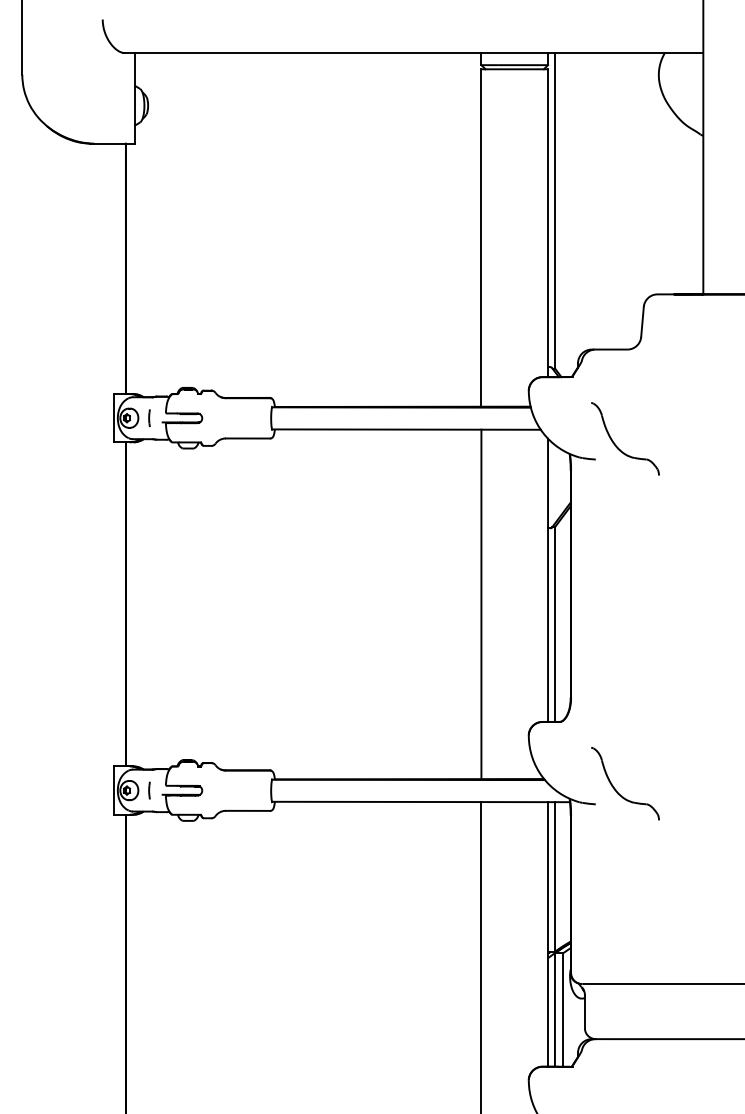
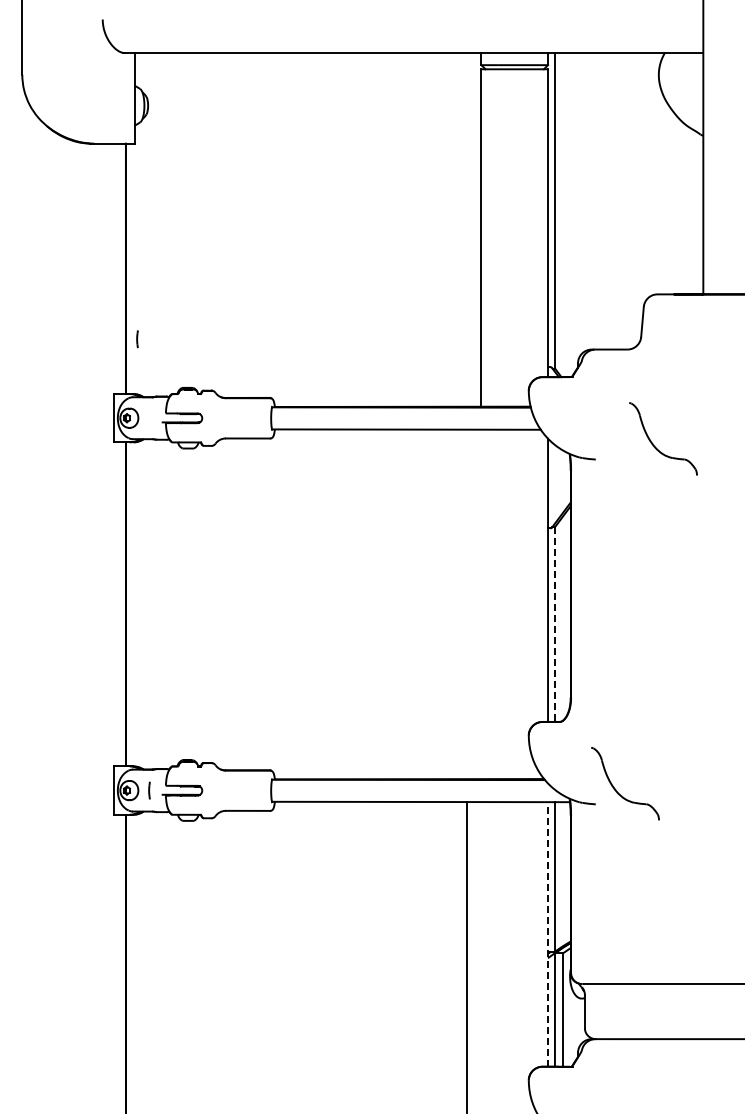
line position: (149, 418) -> (137, 339) (137, 339)
part position: (615, 443) -> (653, 443) (653, 443)
line: present -> none (481, 604)
line: solid -> dashed (555, 625)
line: solid -> dashed (548, 933)
line position: (481, 956) -> (467, 956) (467, 956)
